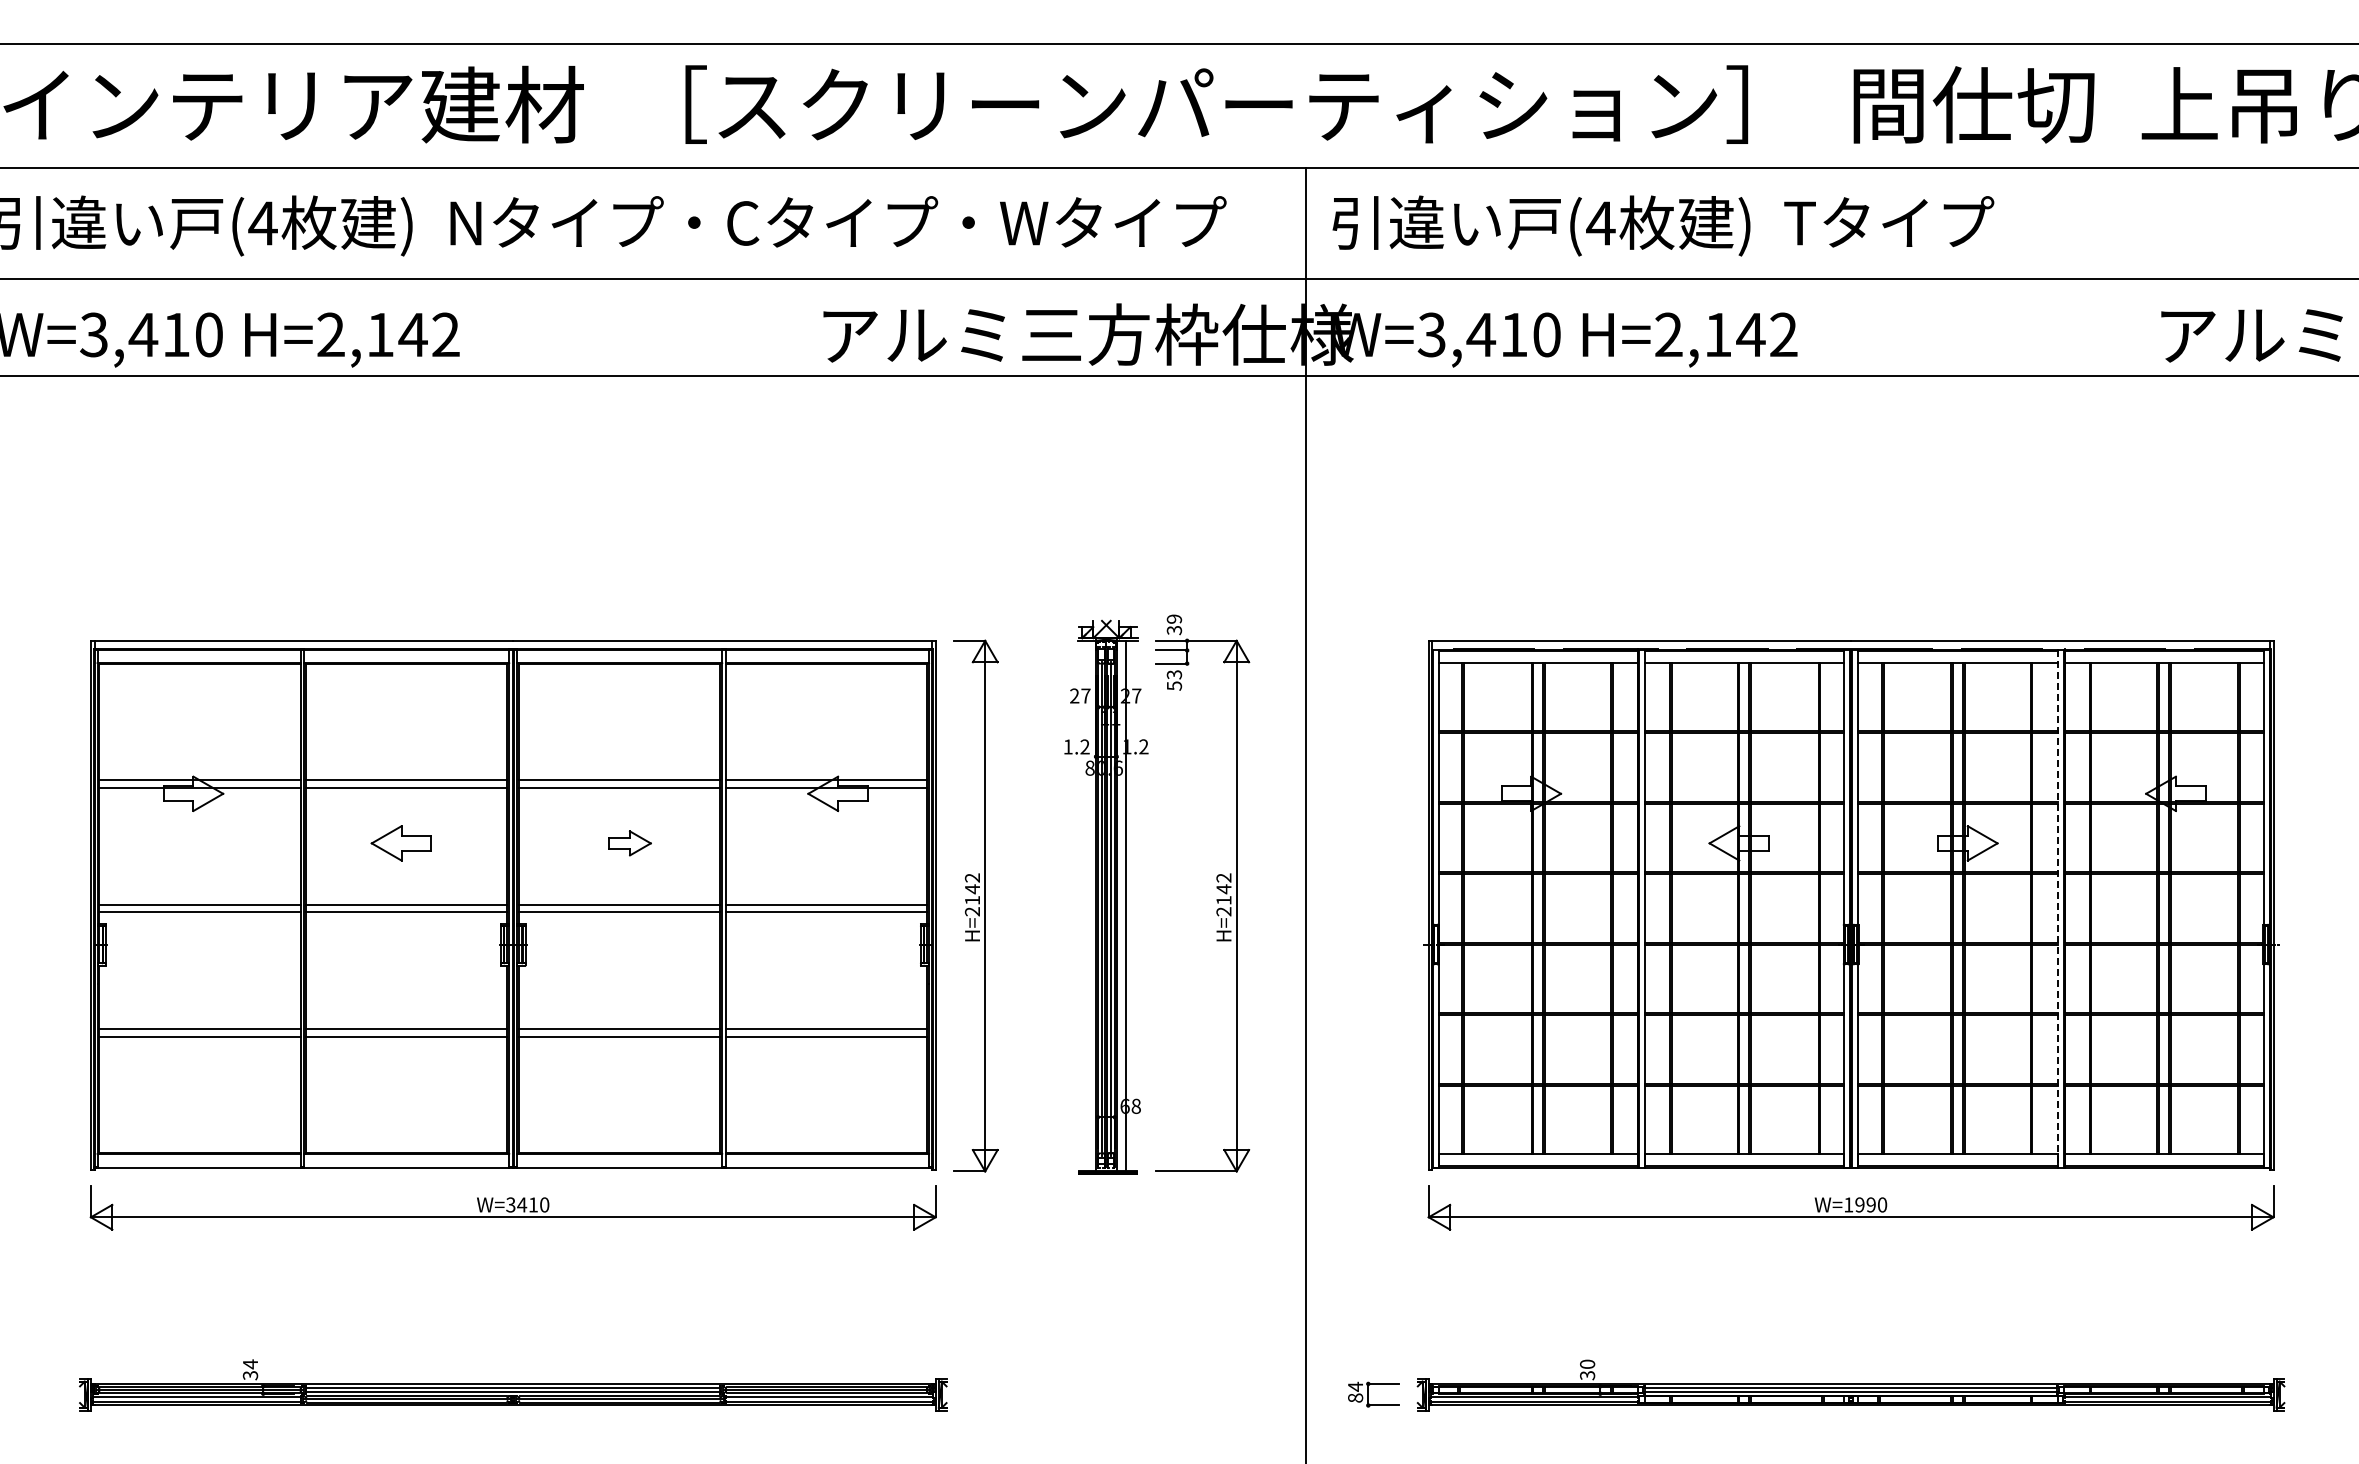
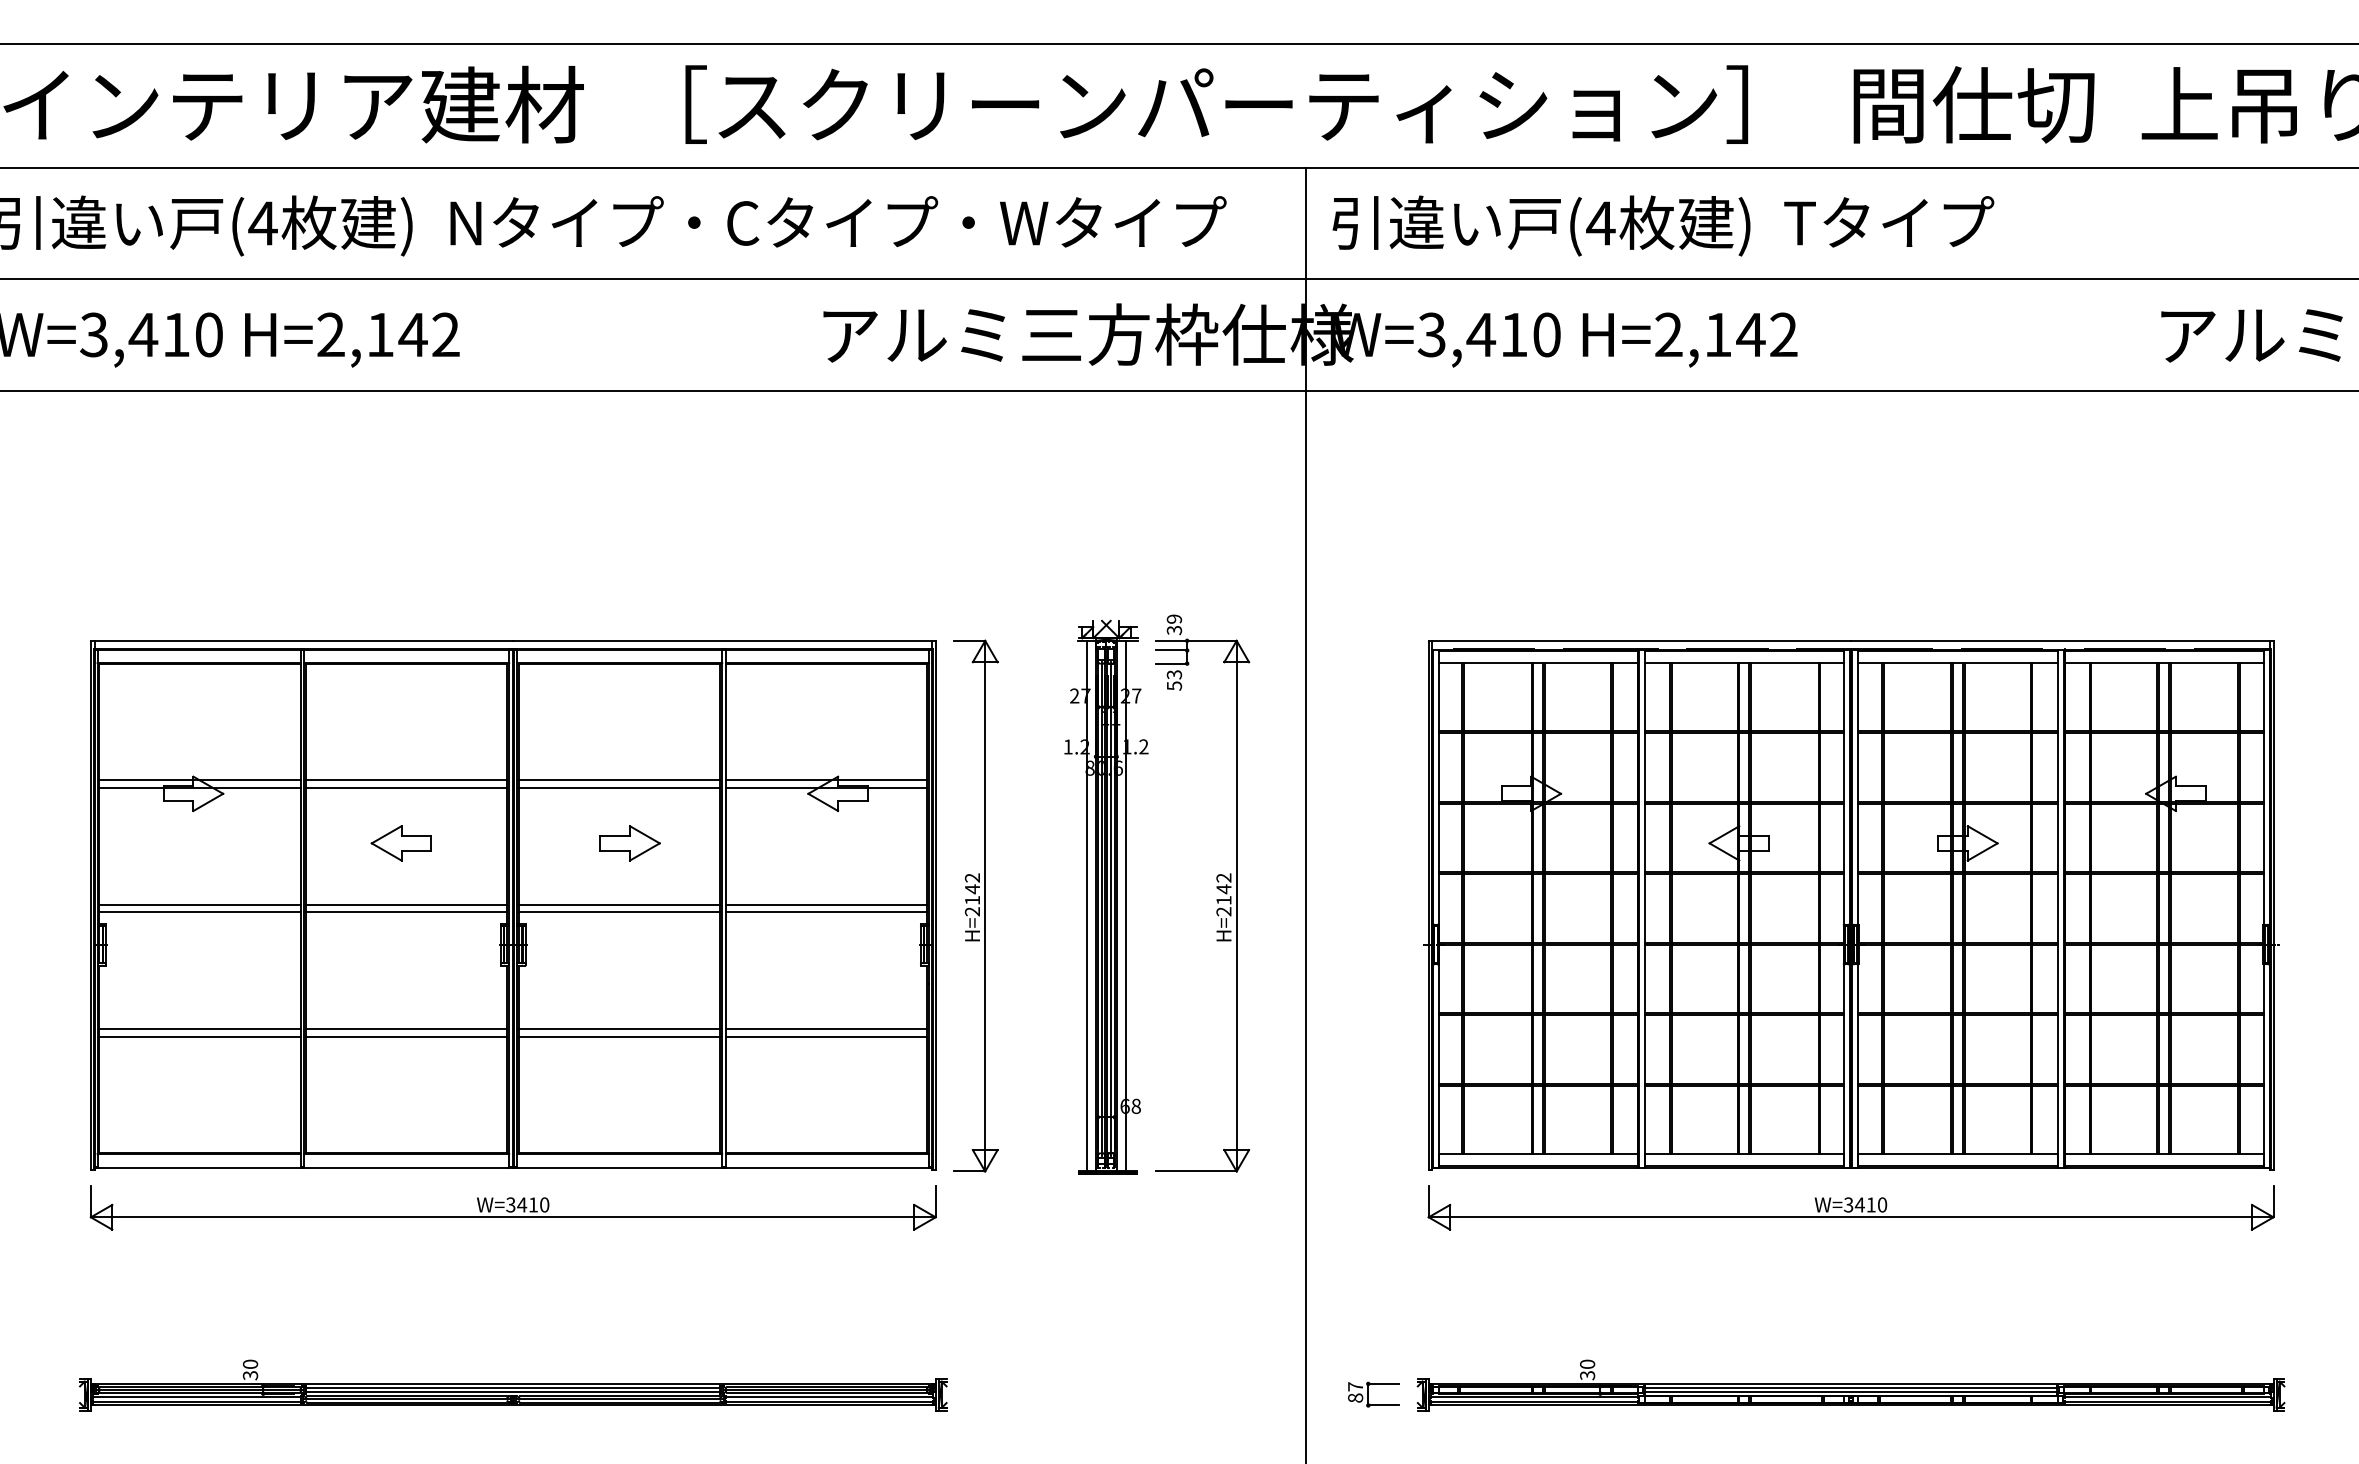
line position: (1178, 375) -> (1178, 390) (1178, 390)
part size: 44x27 px -> 62x37 px (629, 843)
line: none -> present (1087, 905)
line: dashed -> solid (2057, 909)
text: W=1990 -> W=3410 (1859, 1204)
text: 34 -> 30 (250, 1364)
text: 84 -> 87 (1355, 1386)
